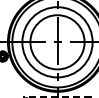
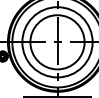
line: dashed -> solid (57, 97)
